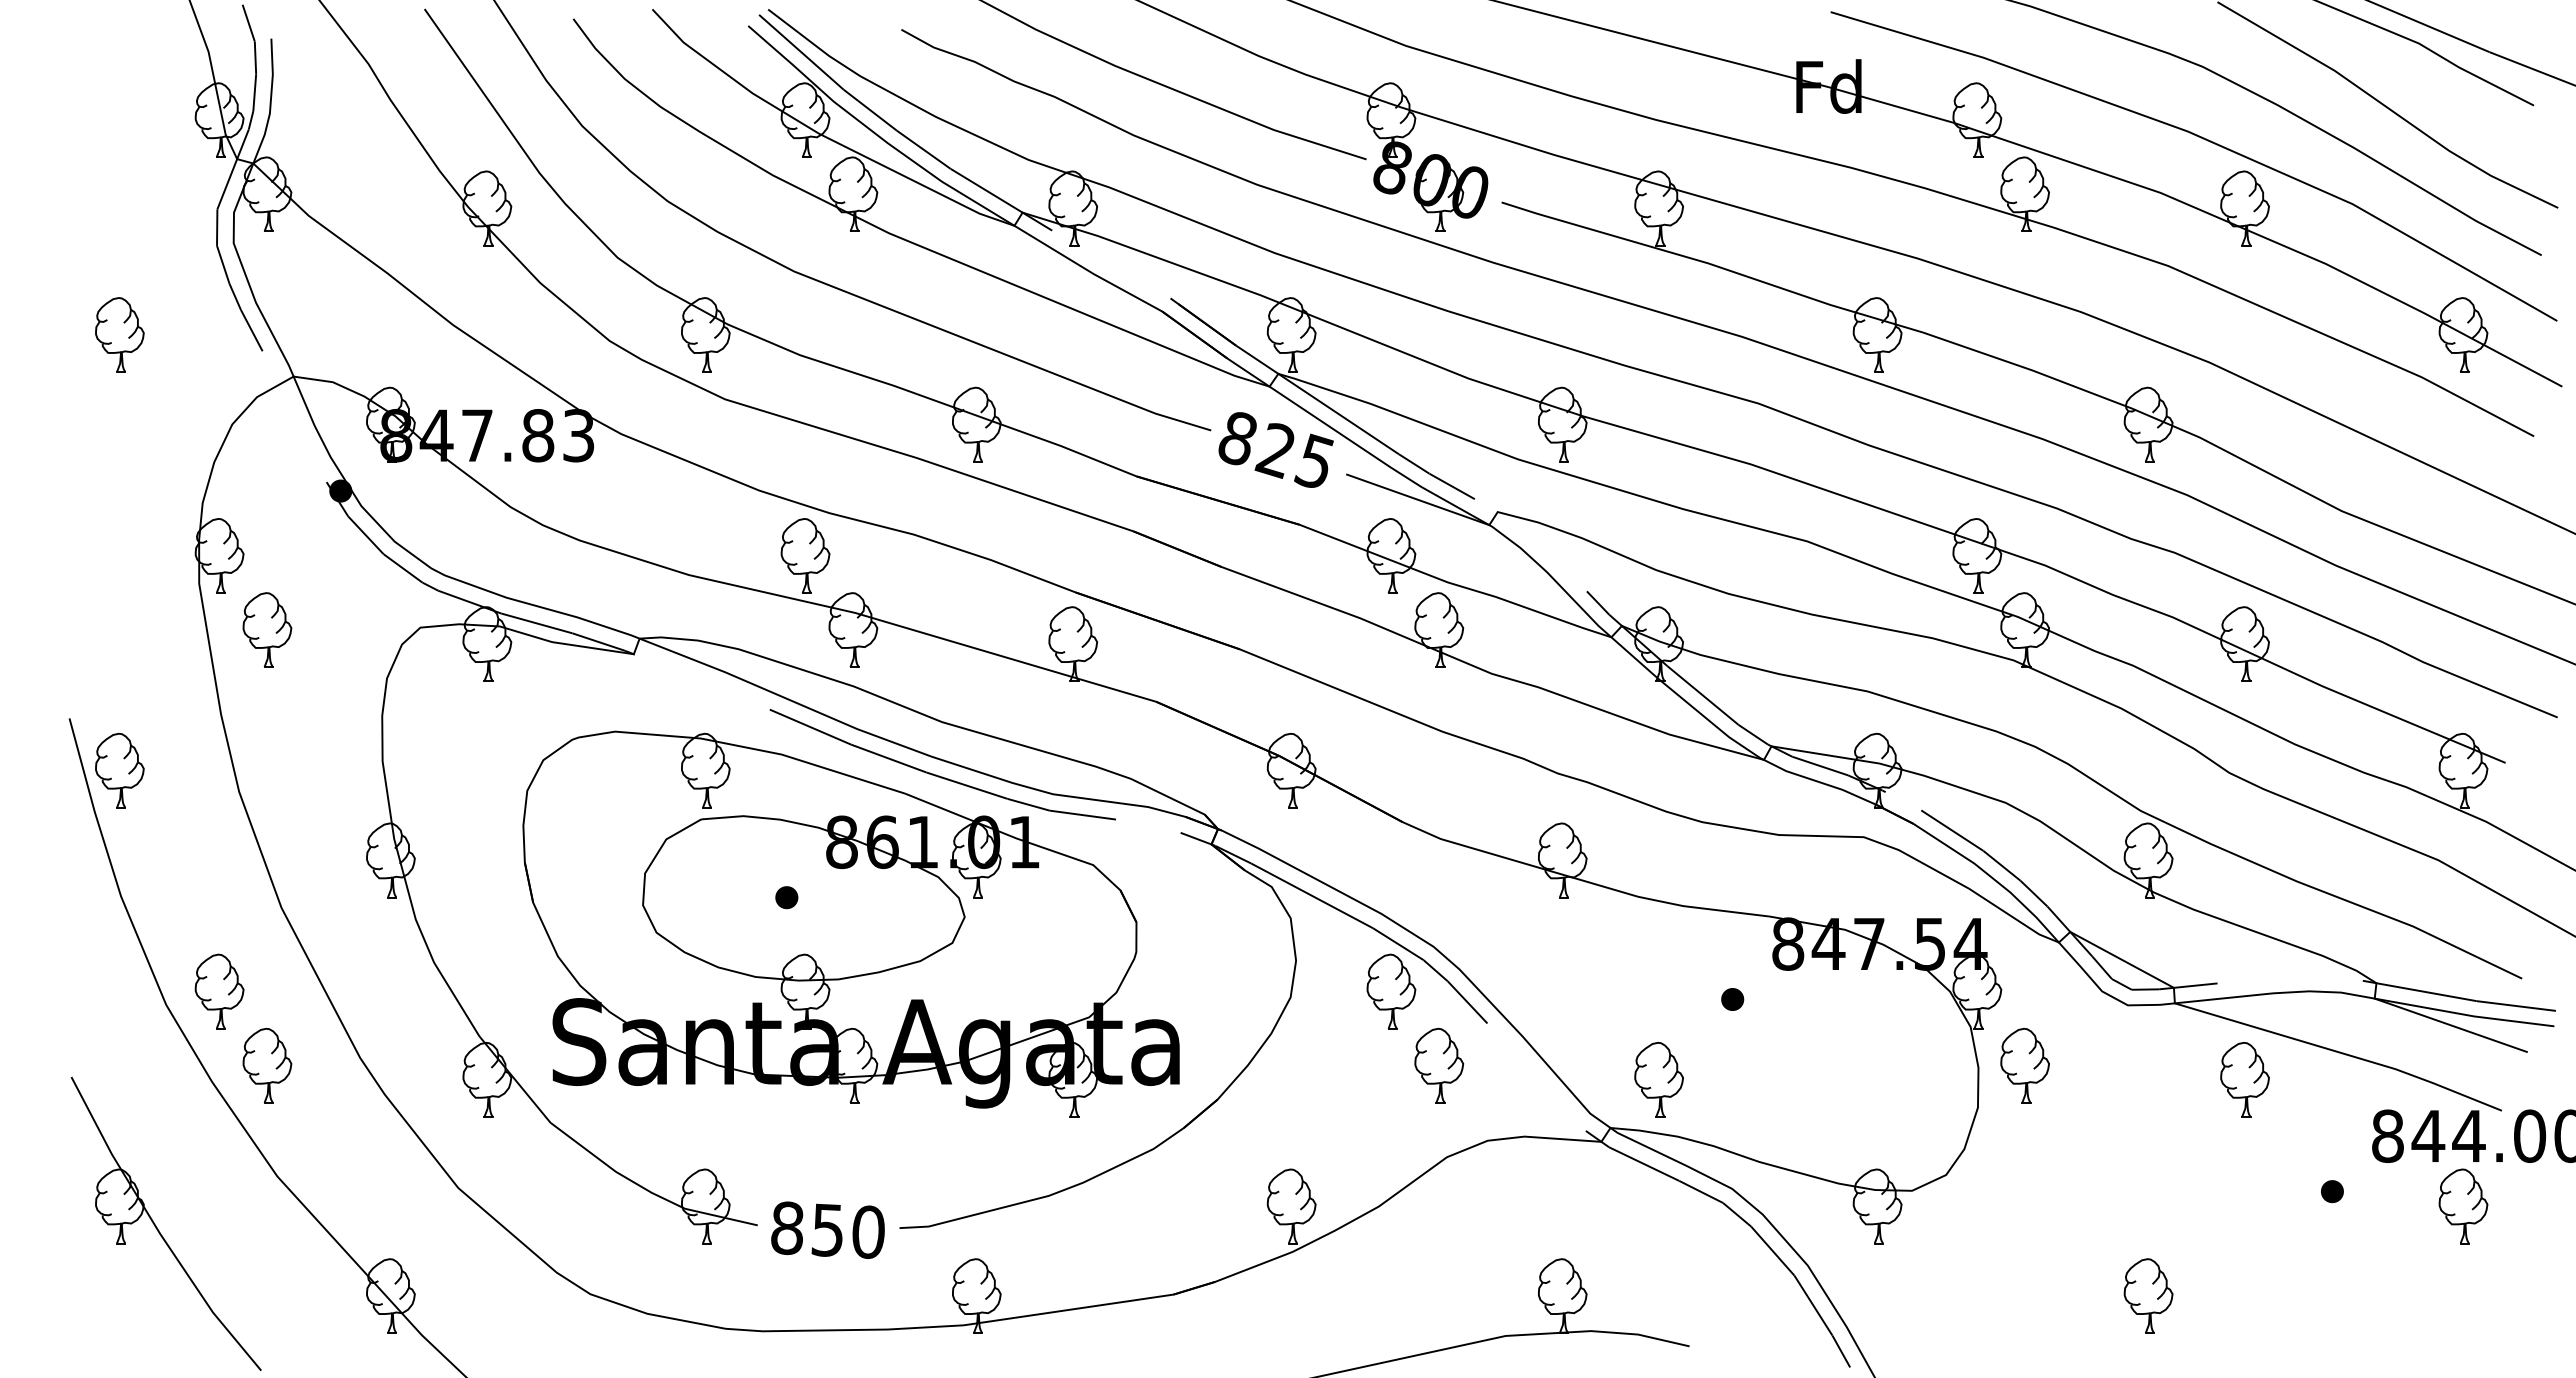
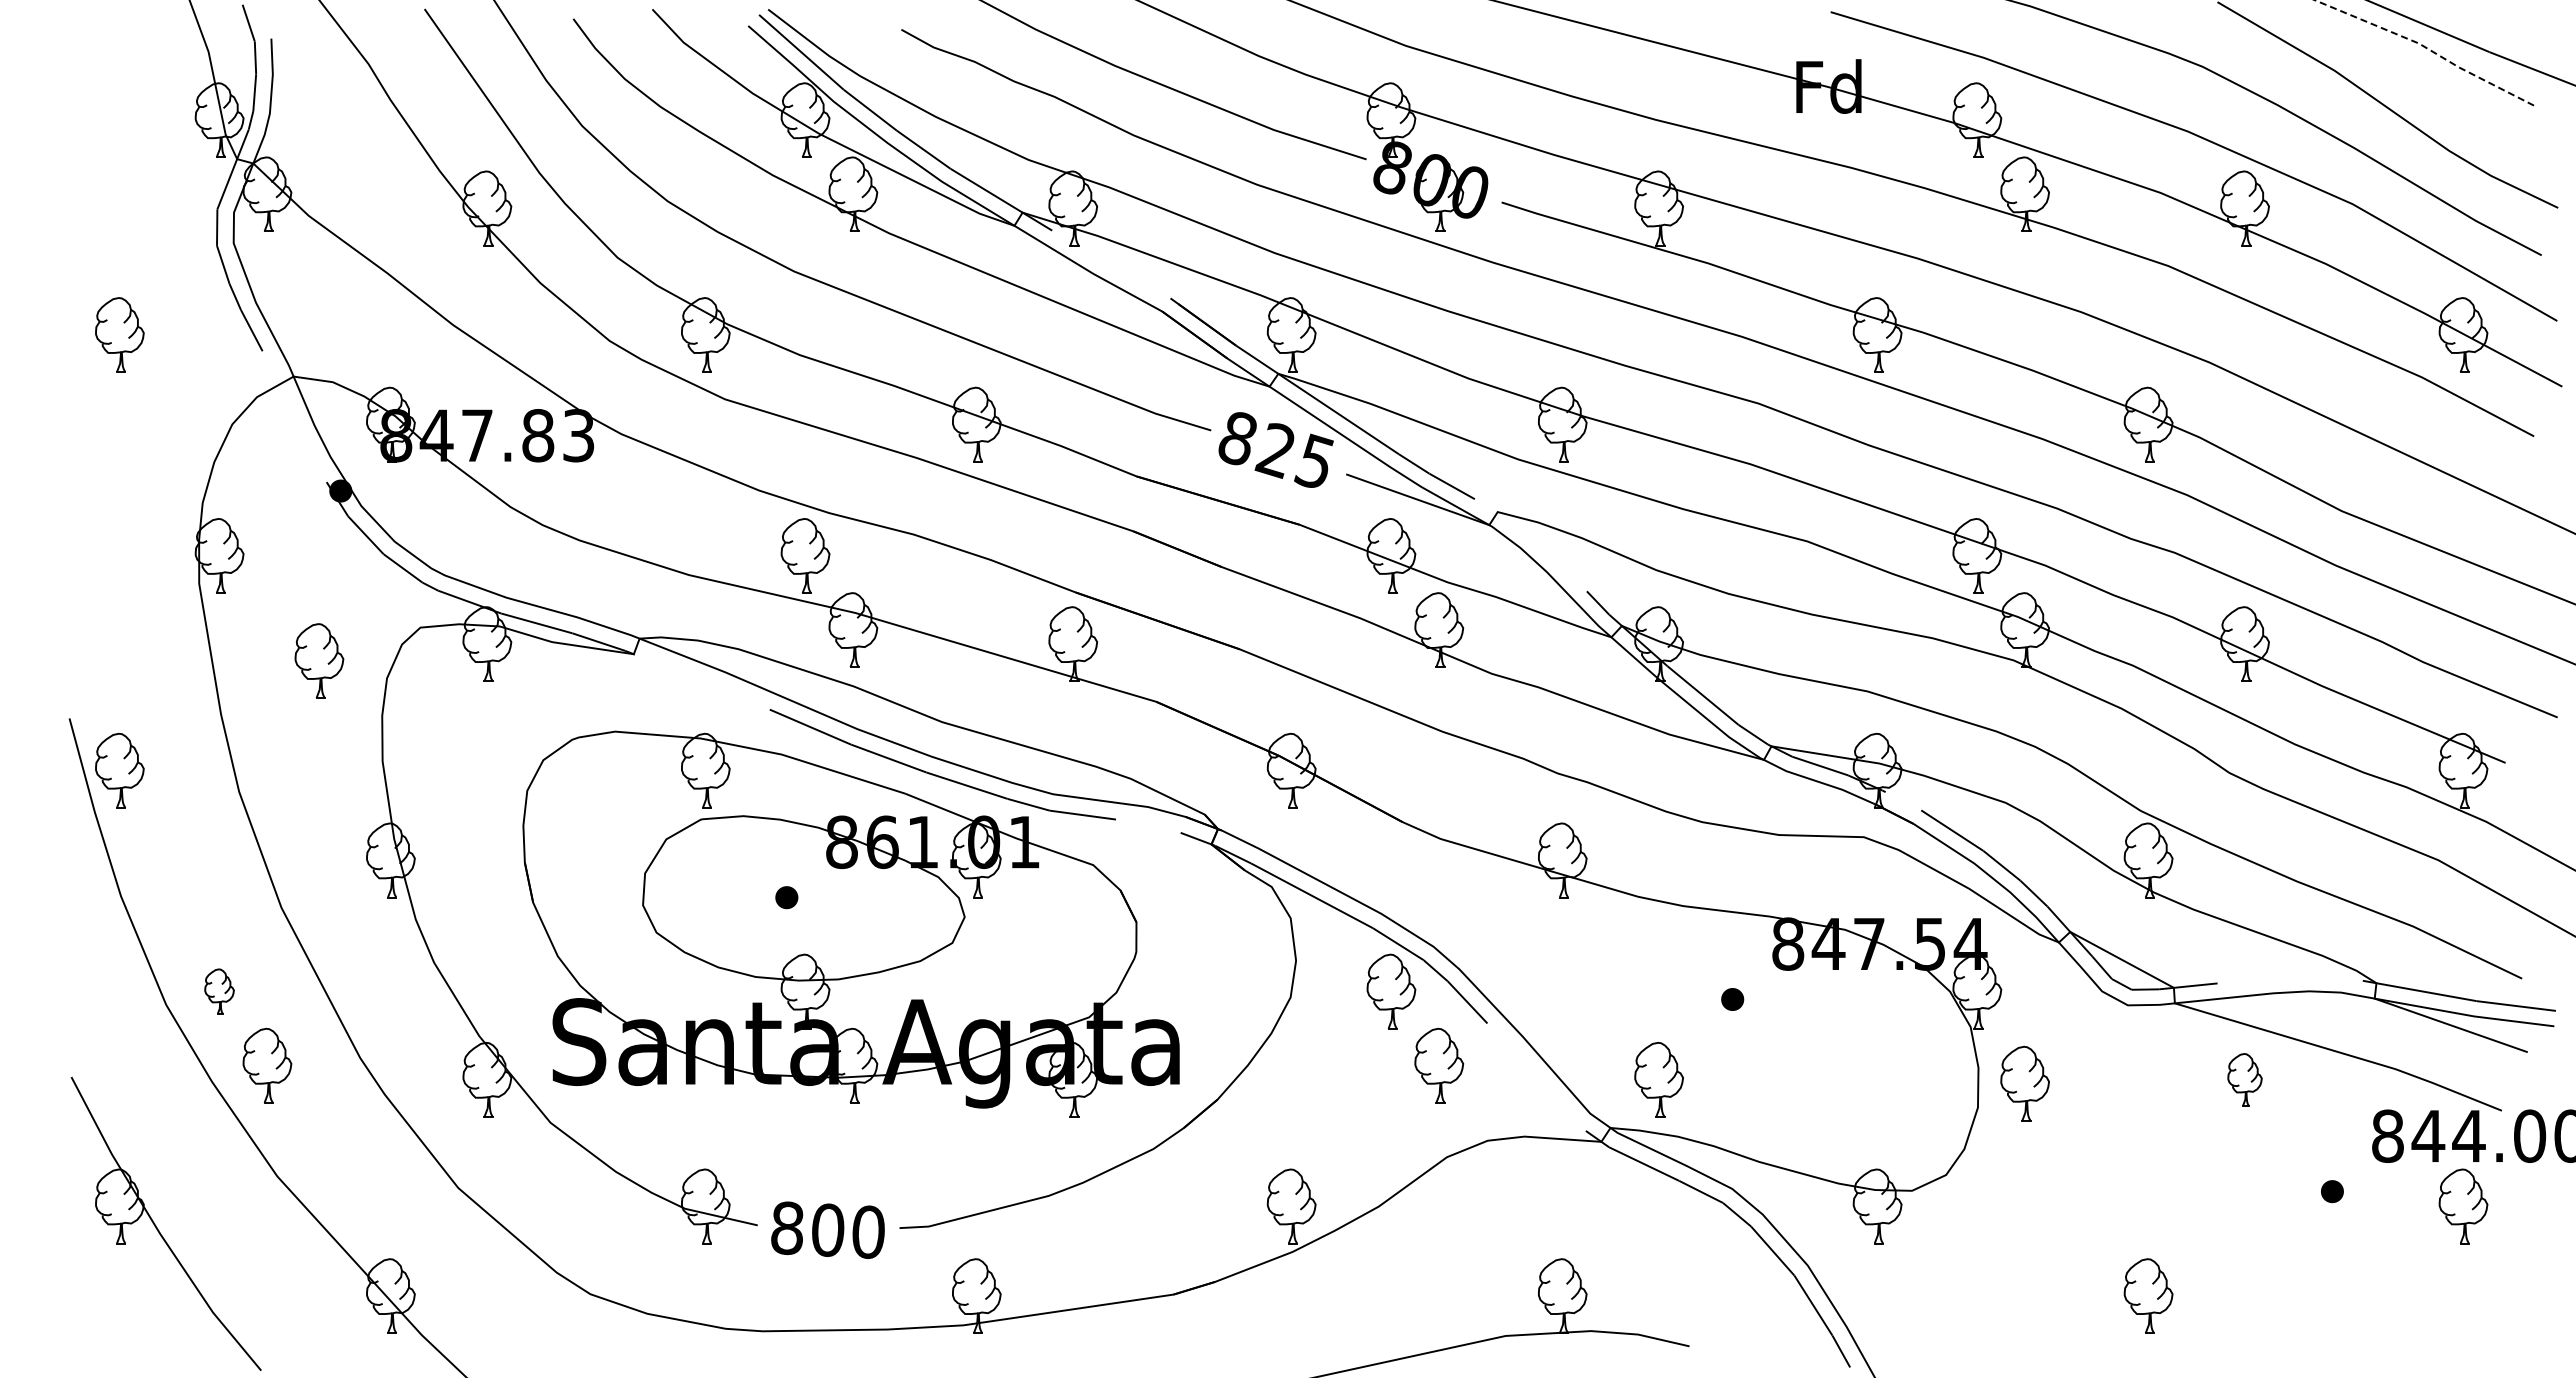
line: solid -> dashed (2425, 47)
part position: (267, 629) -> (319, 660) (319, 660)
part size: 51x77 px -> 31x47 px (219, 991)
part position: (2024, 1065) -> (2024, 1083) (2024, 1083)
part size: 50x76 px -> 36x54 px (2244, 1079)
text: 850 -> 800 (827, 1229)
